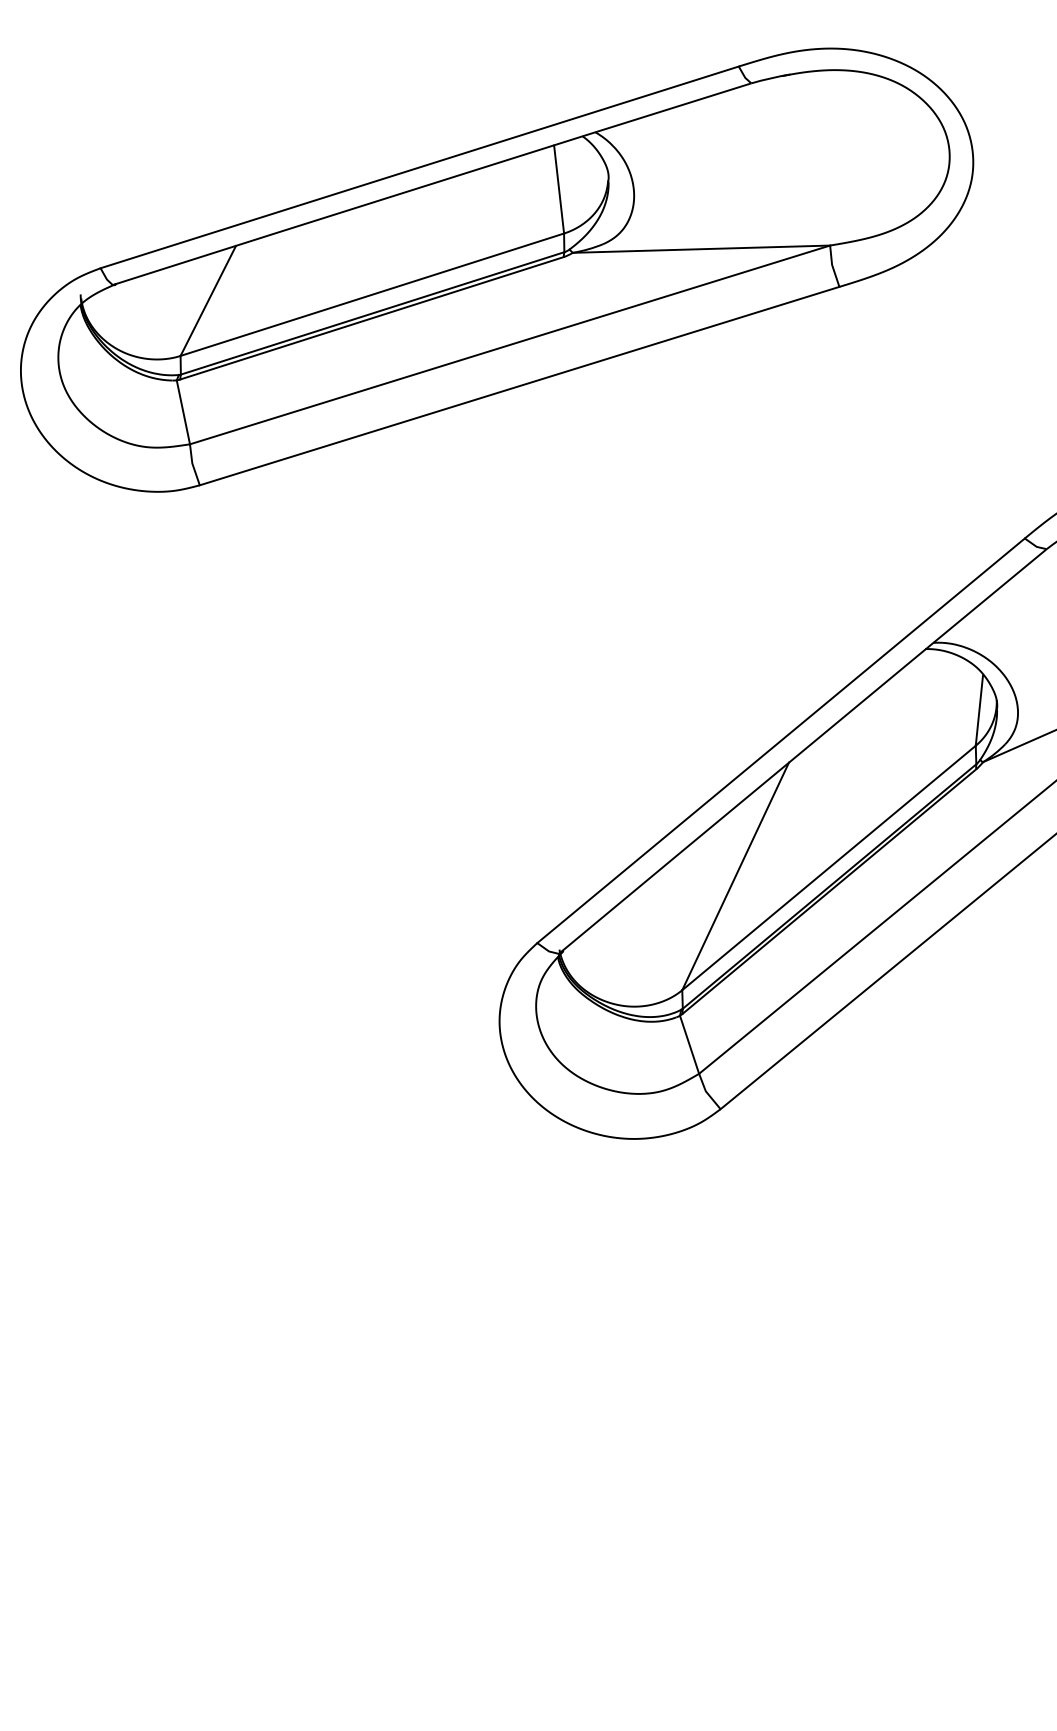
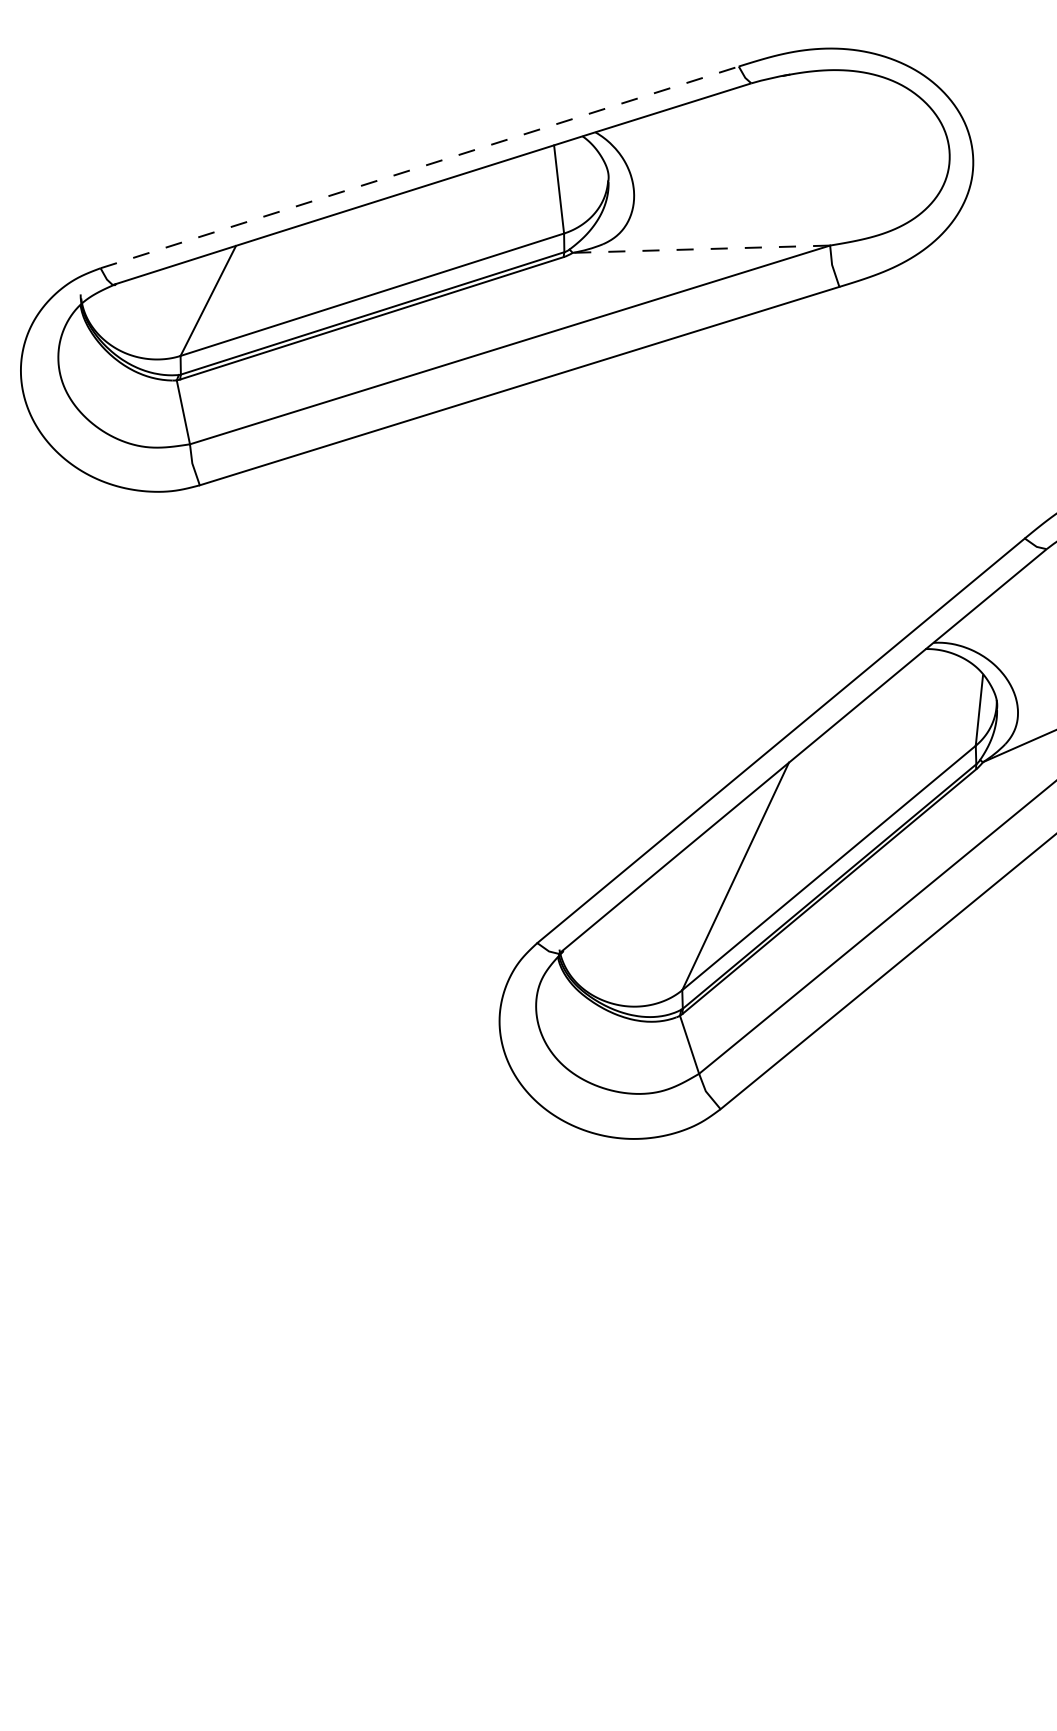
line: solid -> dashed (419, 167)
line: solid -> dashed (701, 249)
